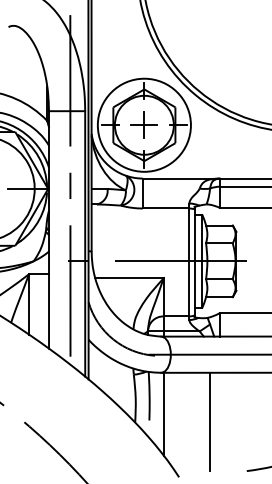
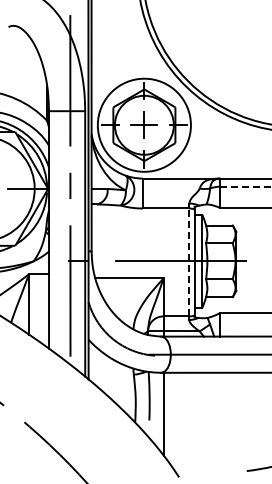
line: solid -> dashed (246, 186)
line: solid -> dashed (189, 262)
line: present -> none (210, 421)
